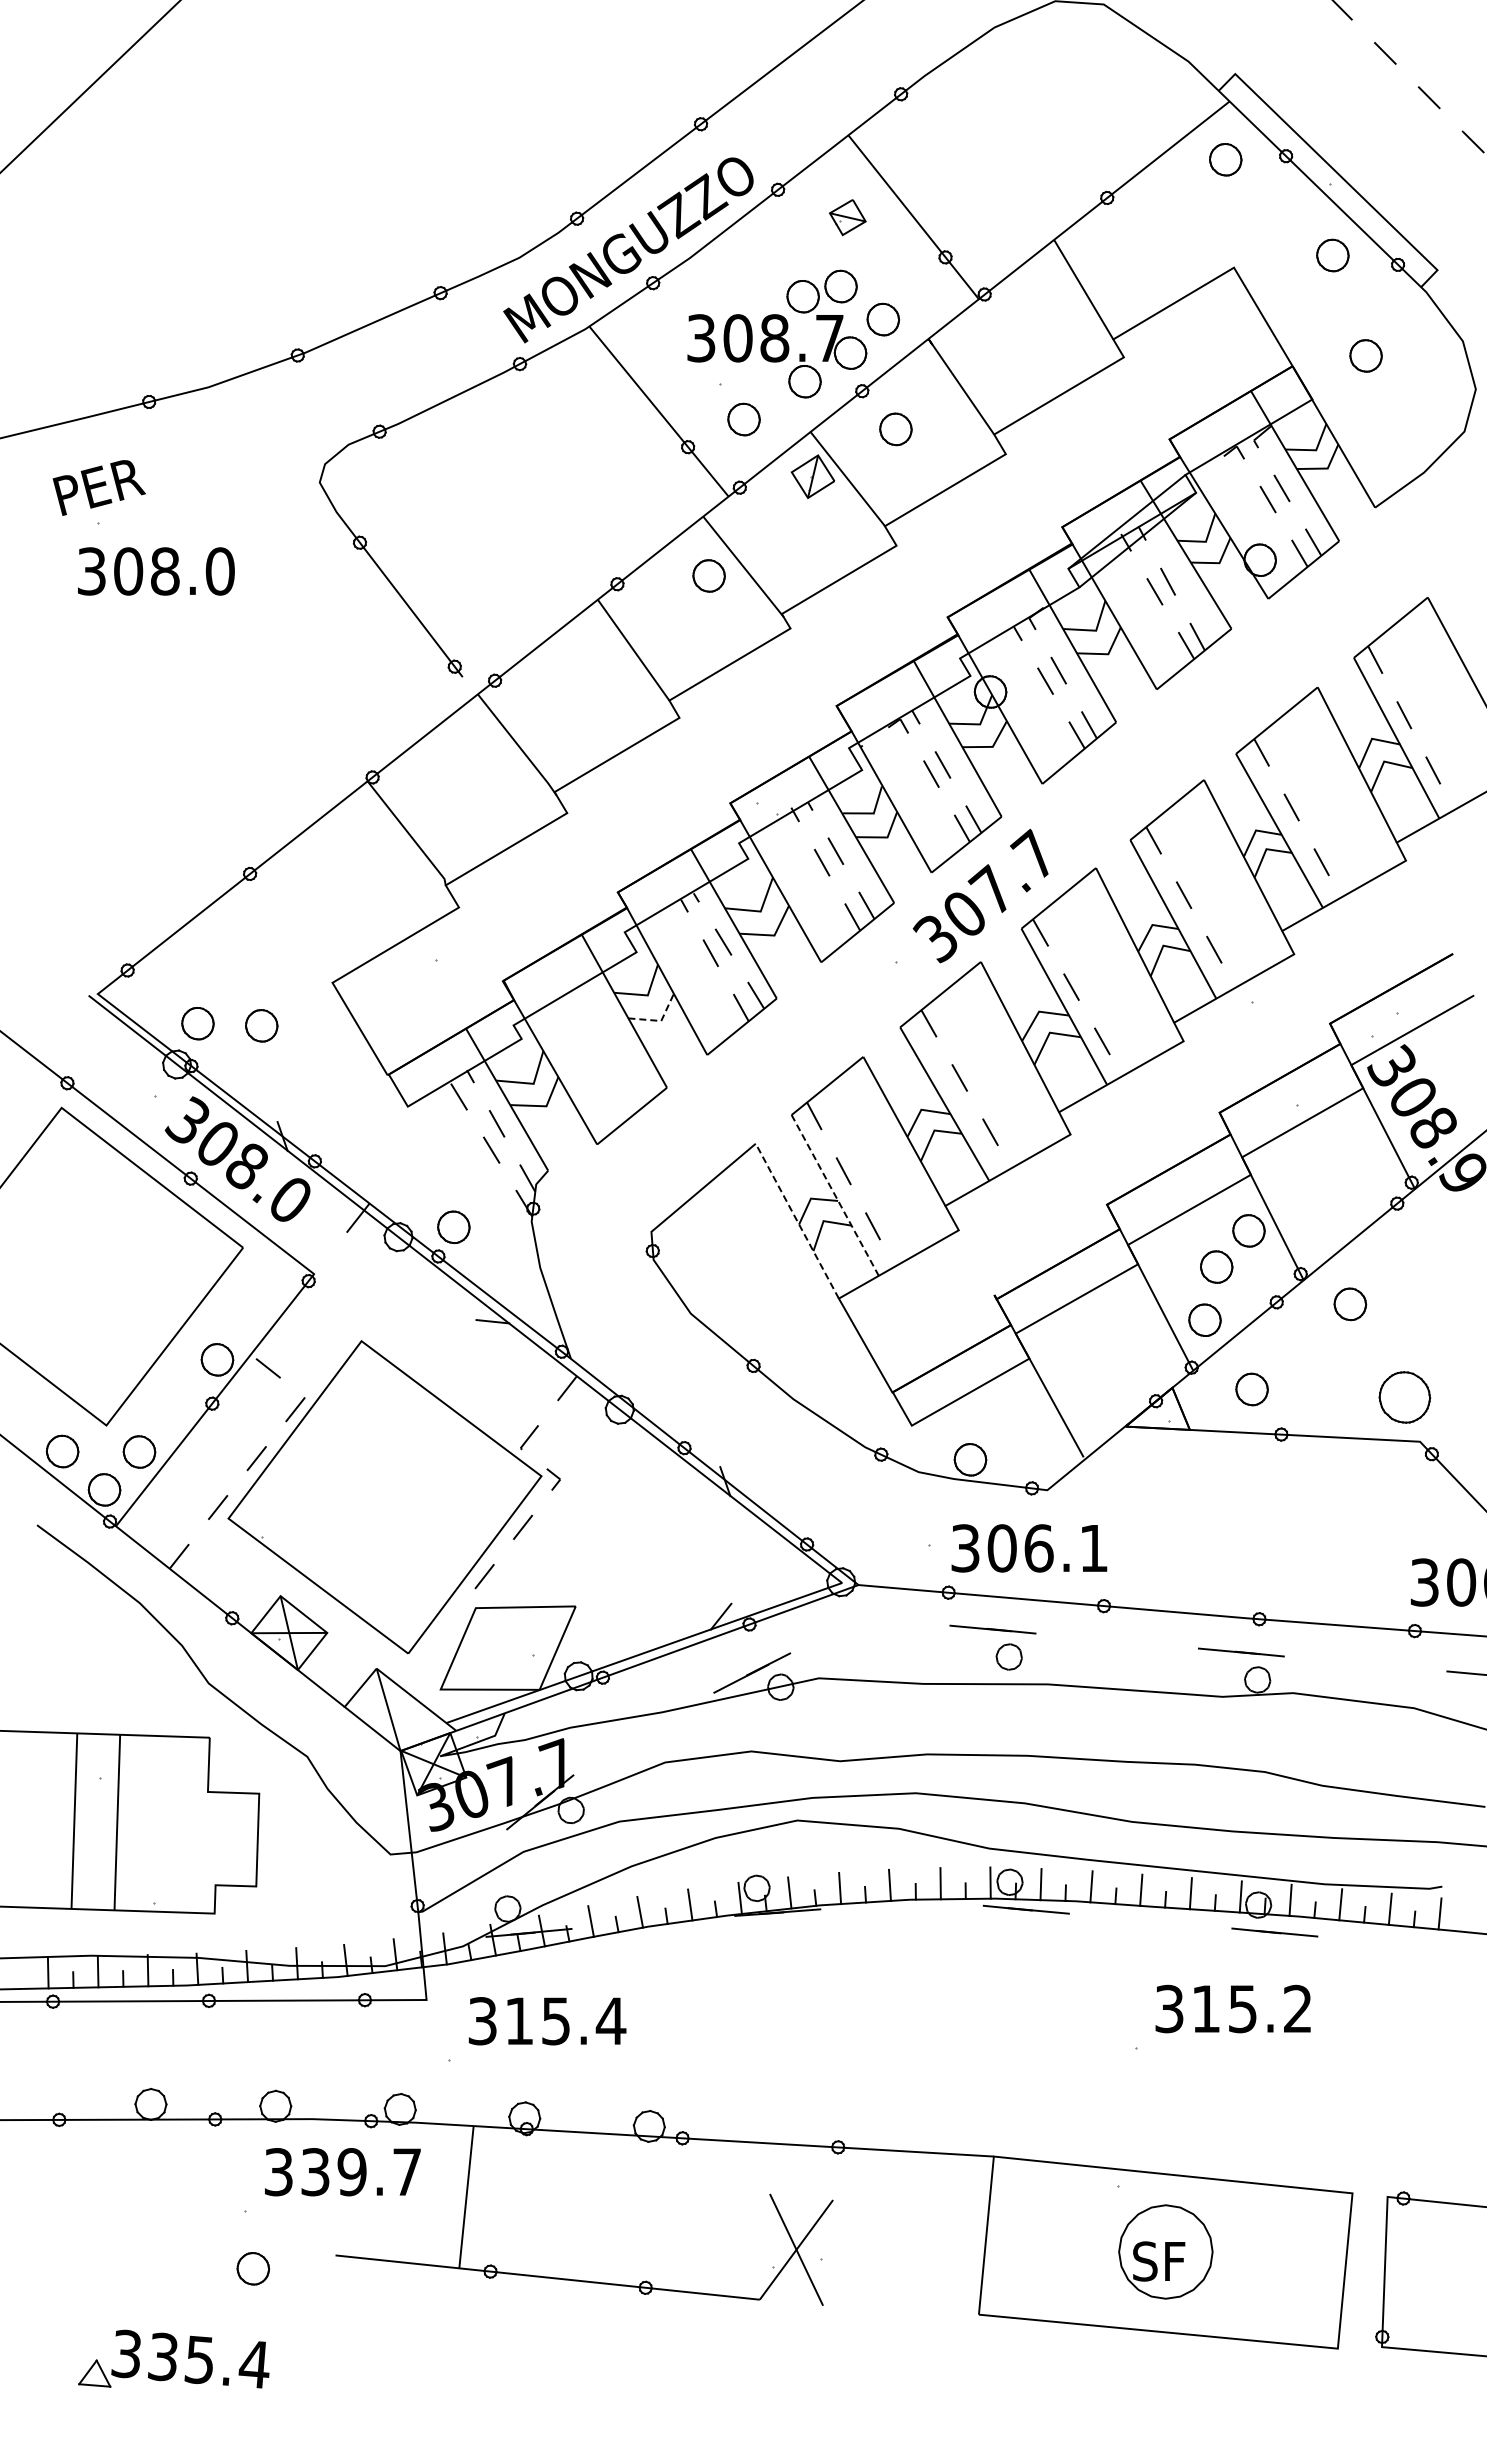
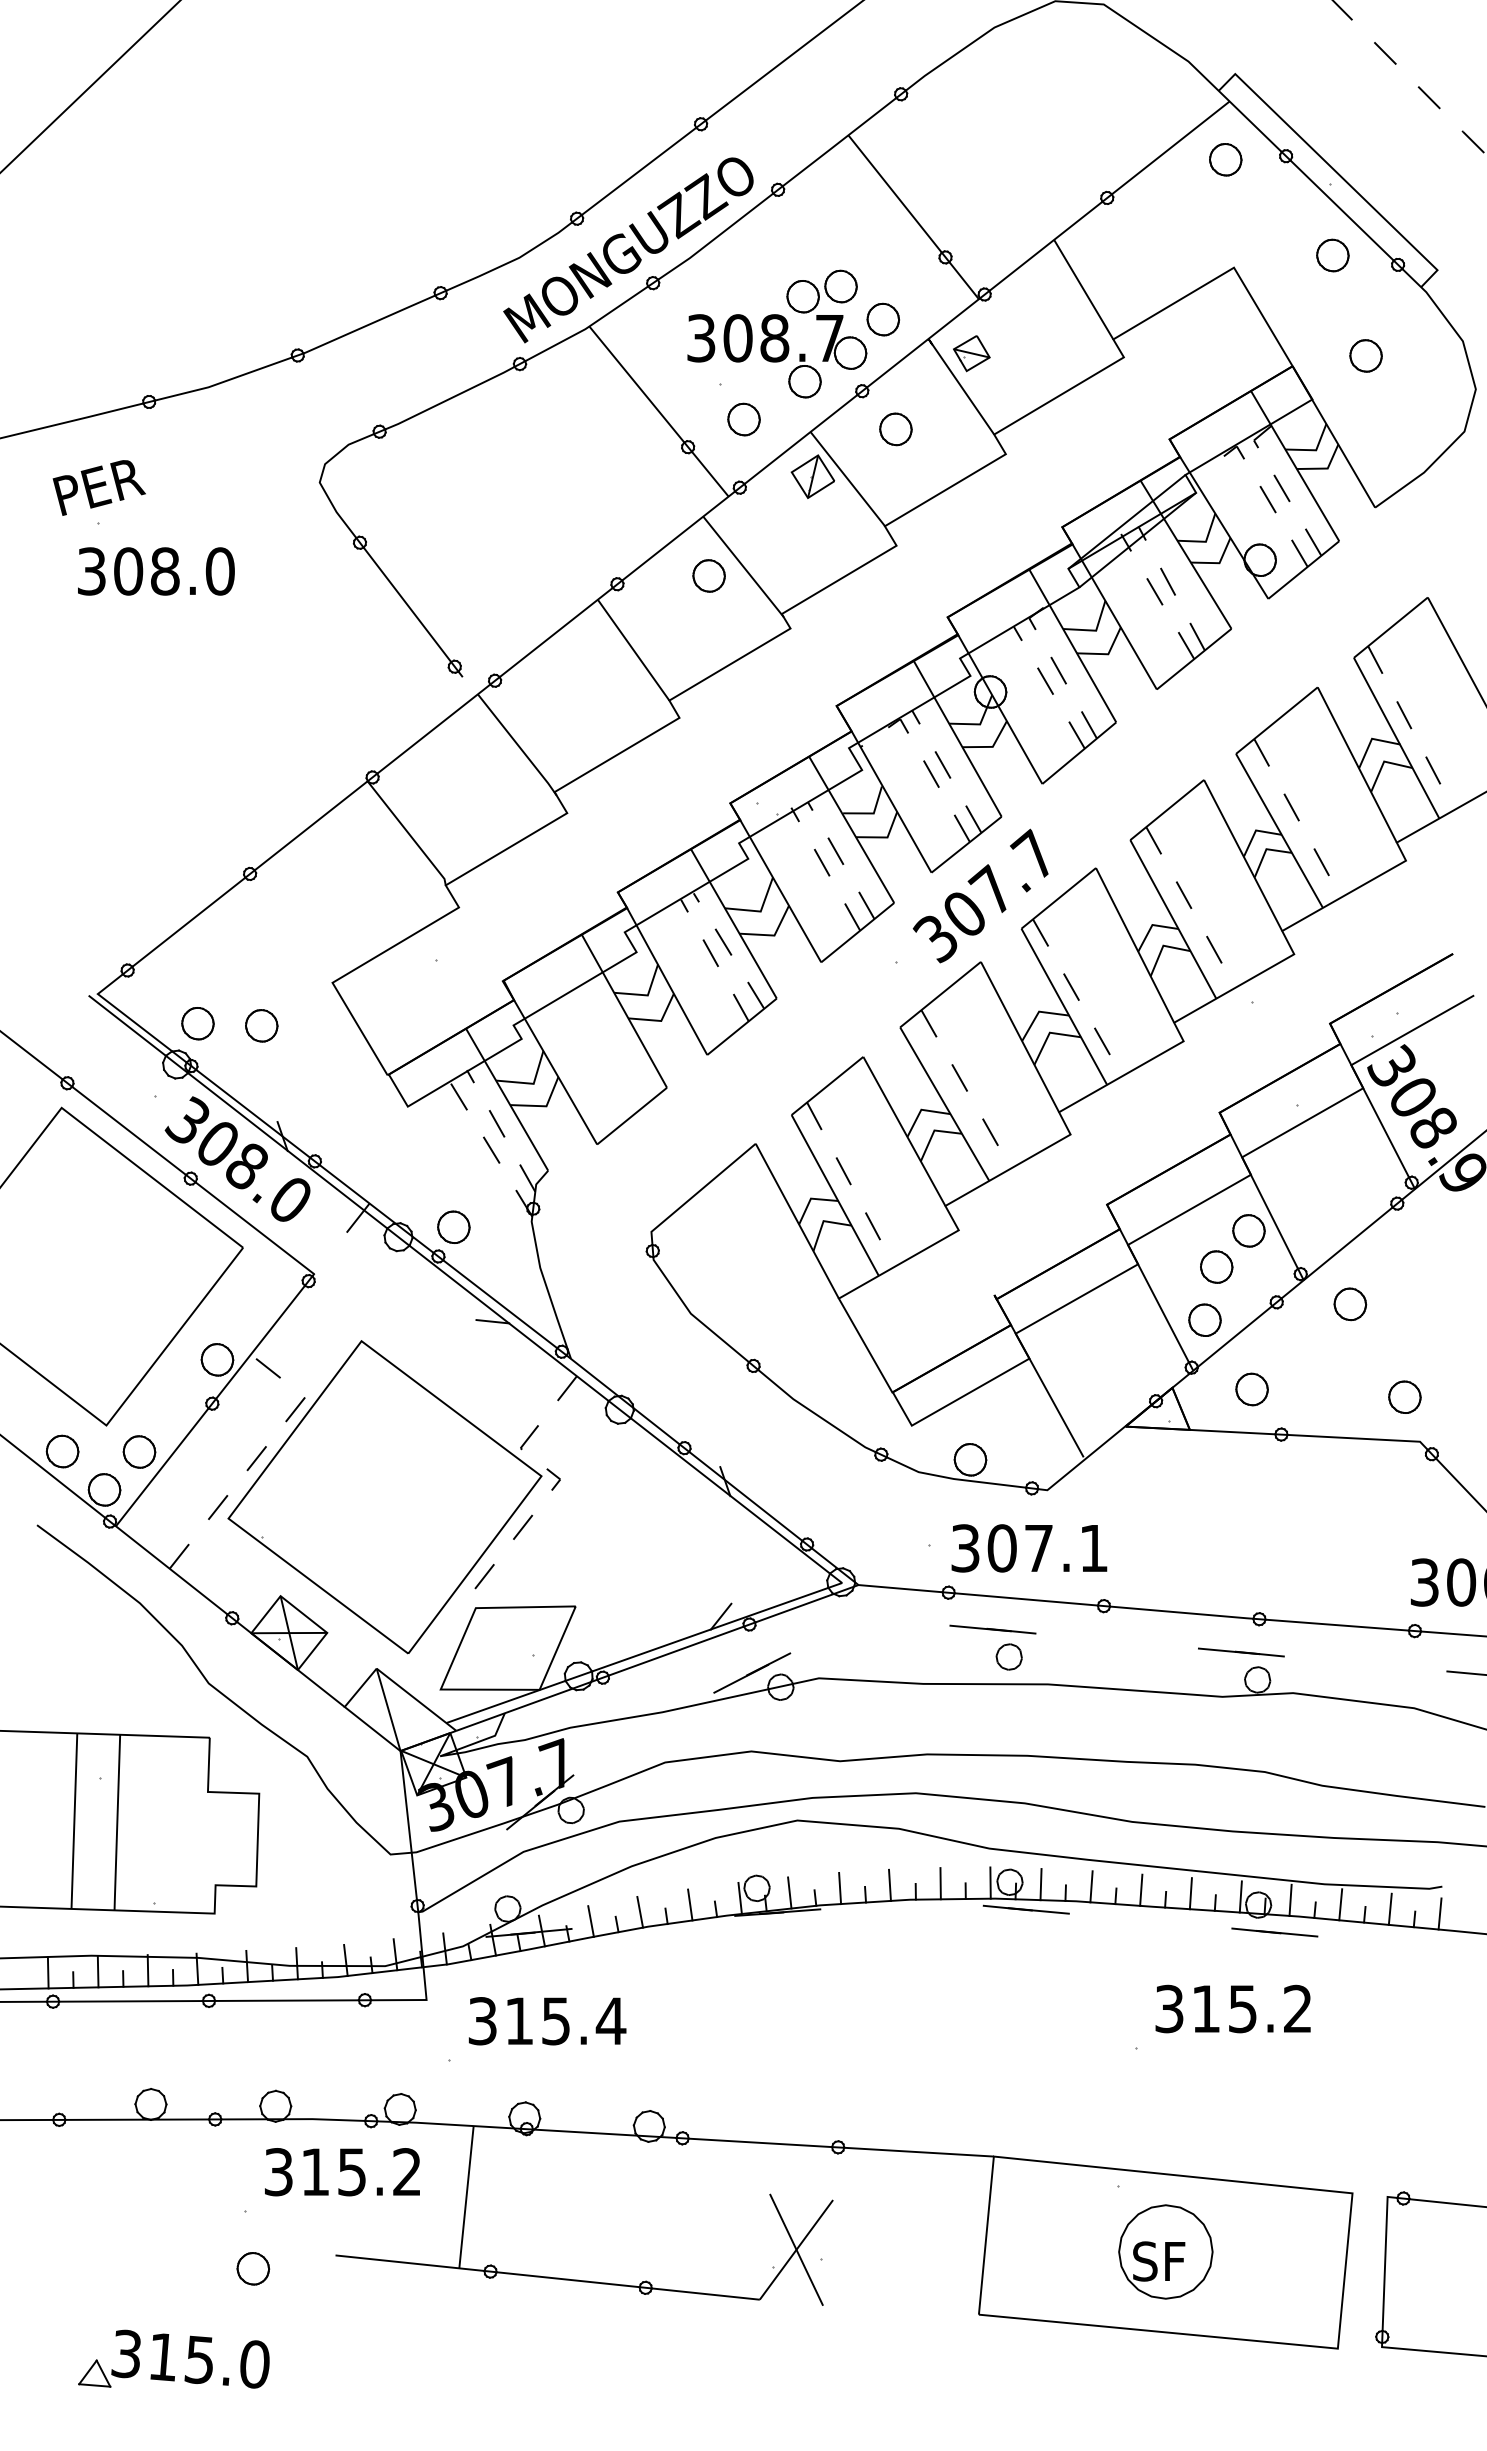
part position: (847, 217) -> (971, 353) (971, 353)
line: dashed -> solid (660, 1020)
line: dashed -> solid (835, 1195)
line: dashed -> solid (797, 1221)
part size: 54x53 px -> 34x34 px (1404, 1396)
text: 306.1 -> 307.1 (1038, 1548)
text: 339.7 -> 315.2 (360, 2172)
text: 335.4 -> 315.0 (208, 2360)
